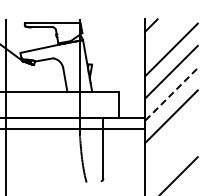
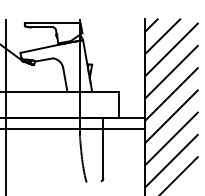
line: none -> present (162, 36)
line: dashed -> solid (171, 94)
line: none -> present (171, 138)
line: none -> present (171, 160)
